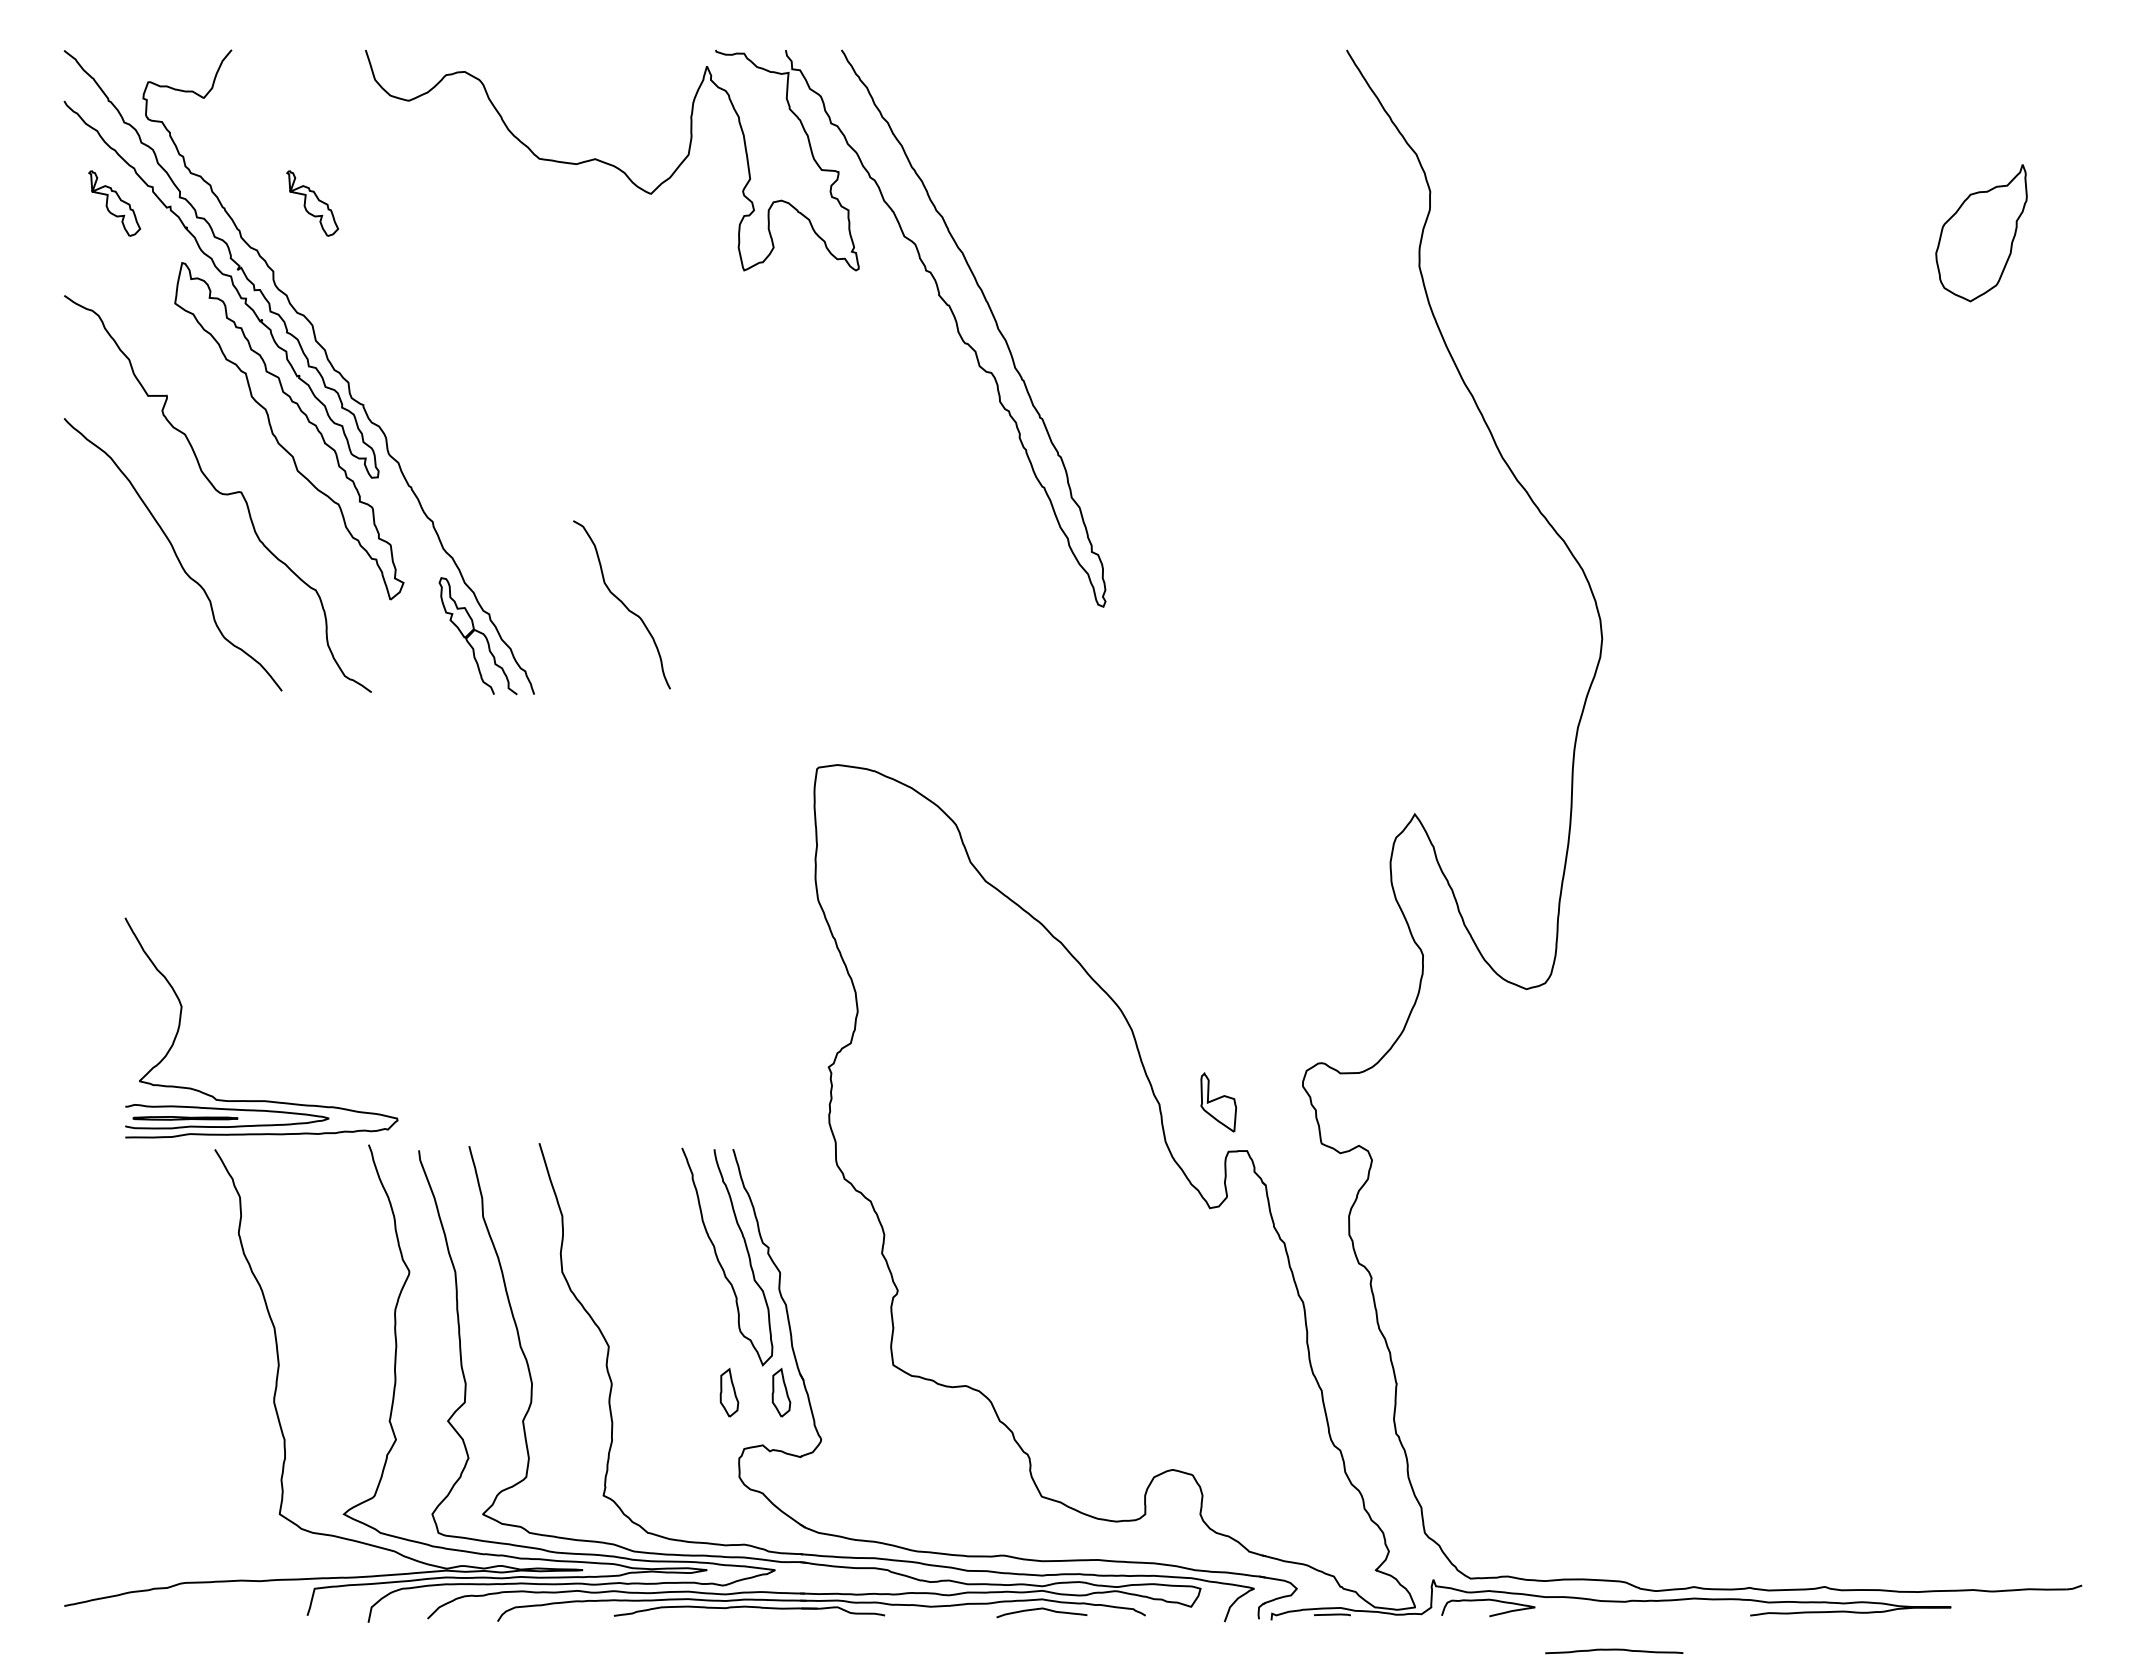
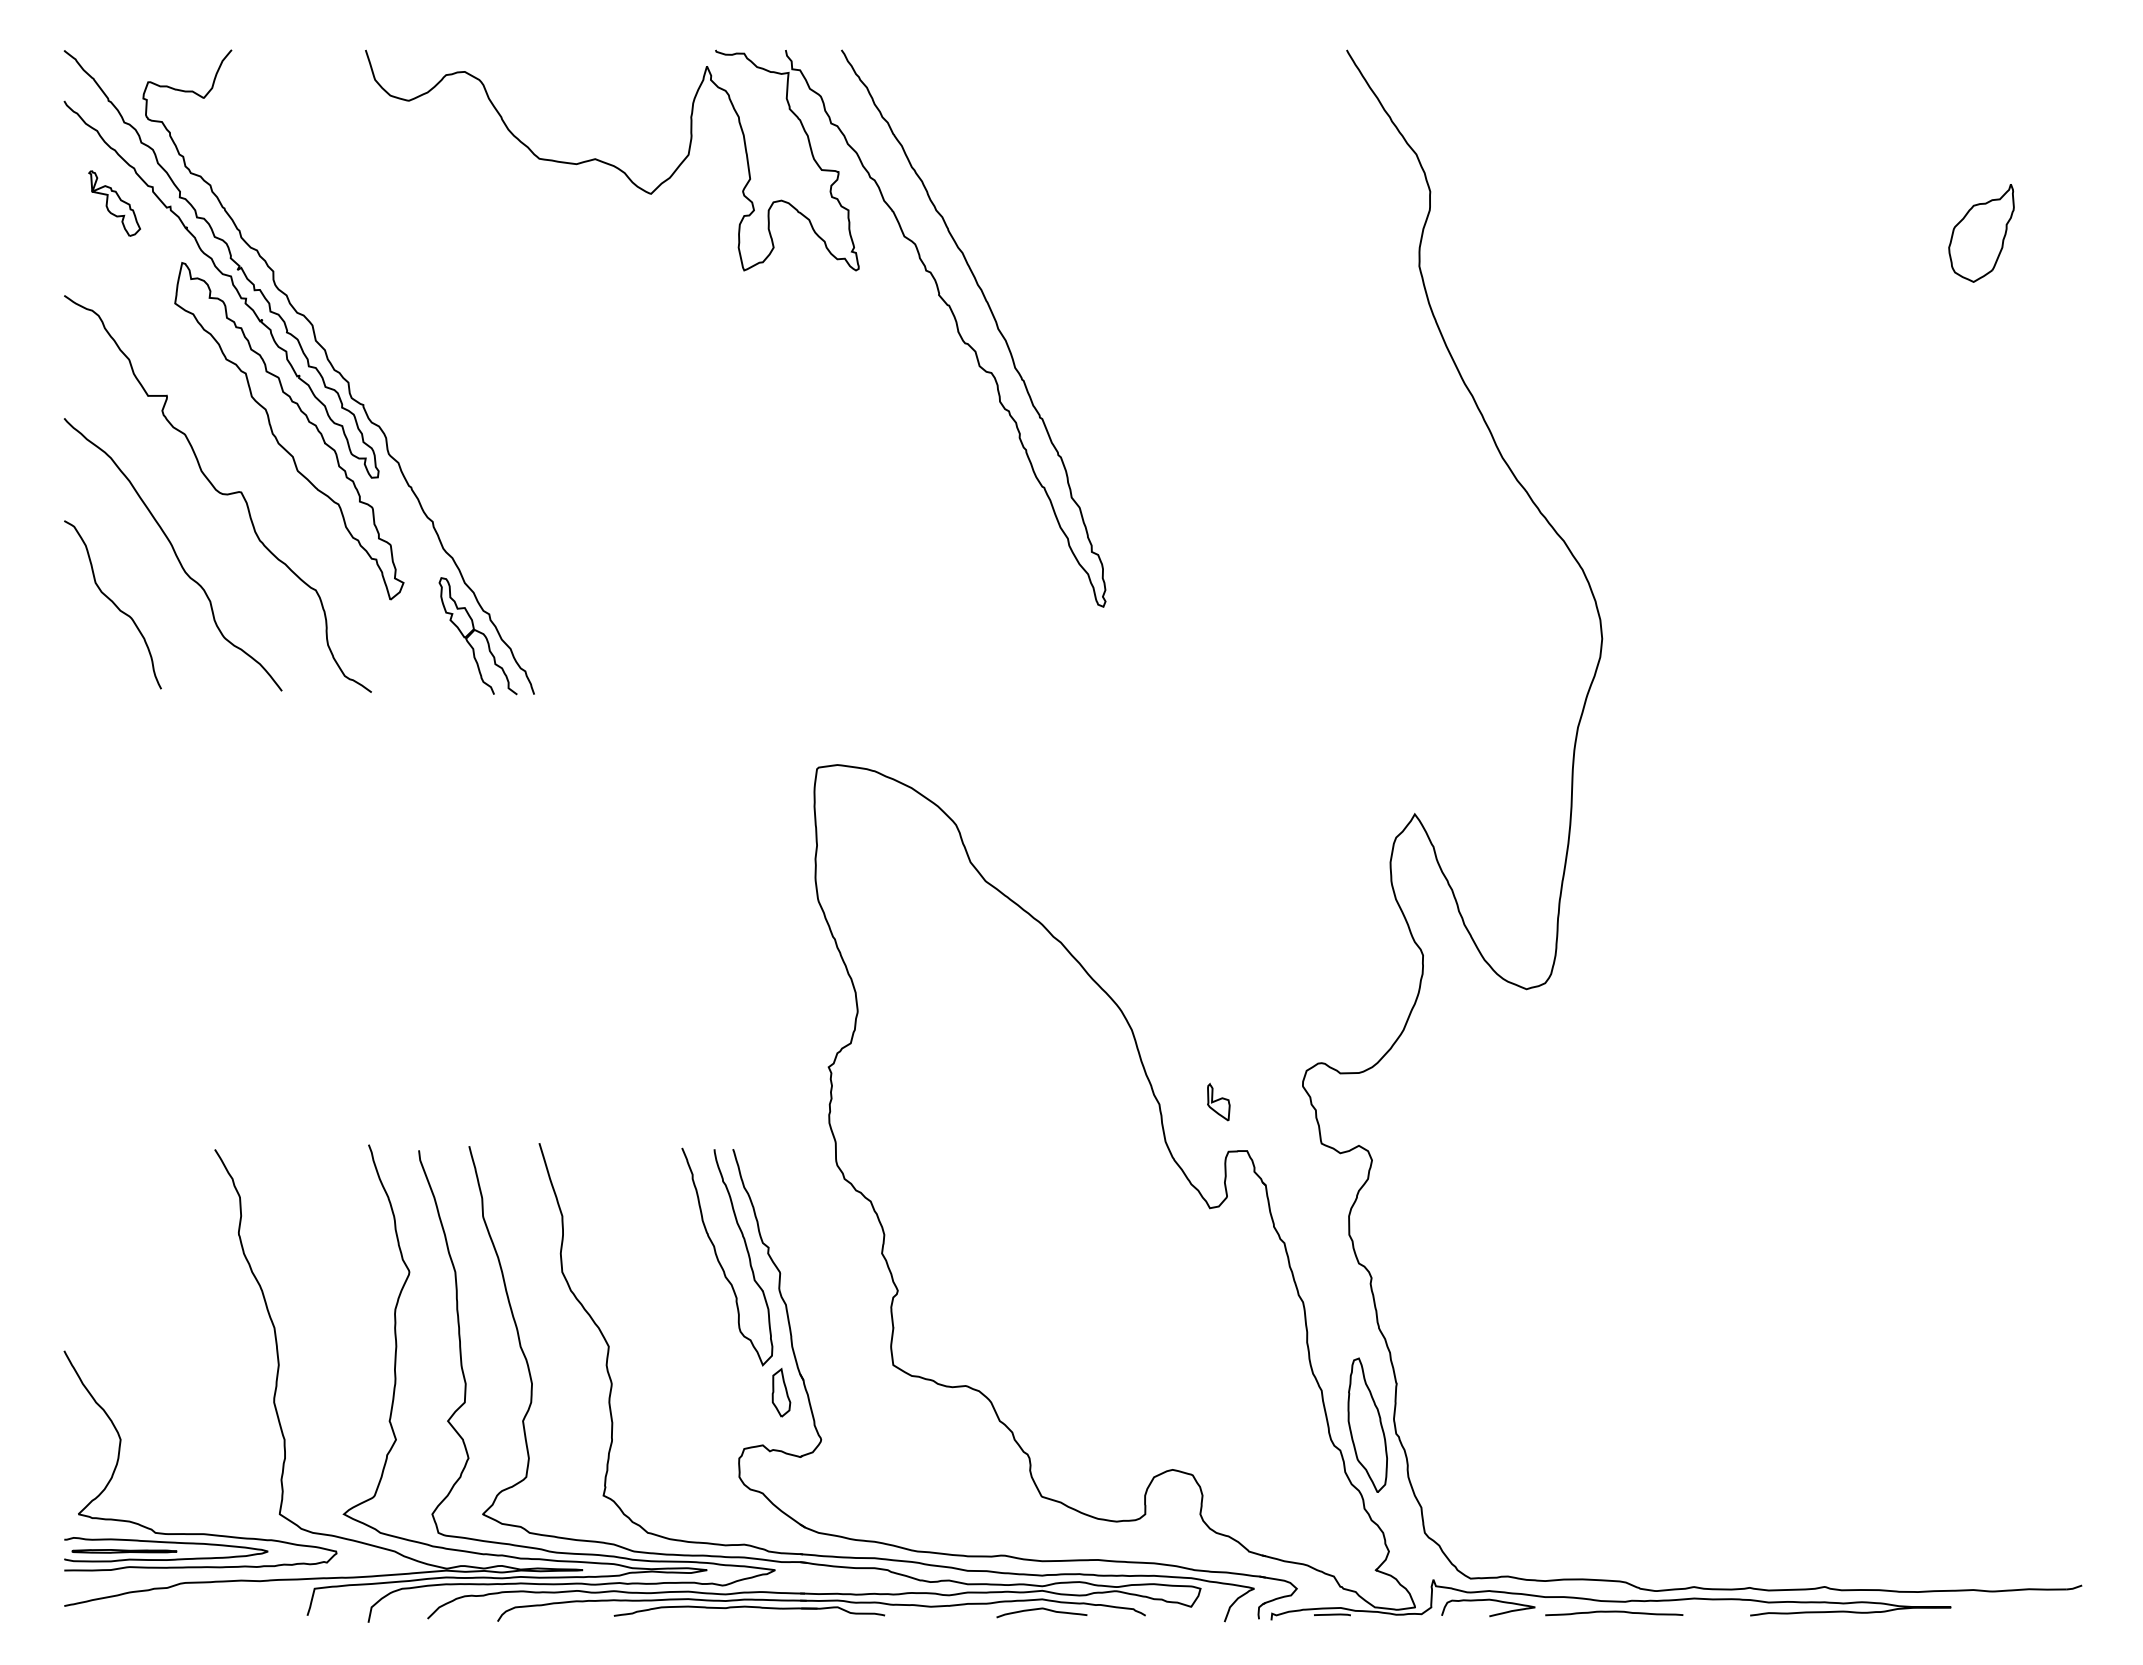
part: present -> none (312, 203)
part size: 93x139 px -> 67x99 px (1981, 233)
curve position: (621, 603) -> (112, 603) (112, 603)
part position: (261, 1100) -> (200, 1533) (200, 1533)
part size: 37x61 px -> 24x40 px (1218, 1101)
part: present -> none (729, 1392)
part: none -> present (1367, 1424)
curve position: (1614, 1650) -> (1614, 1612) (1614, 1612)
